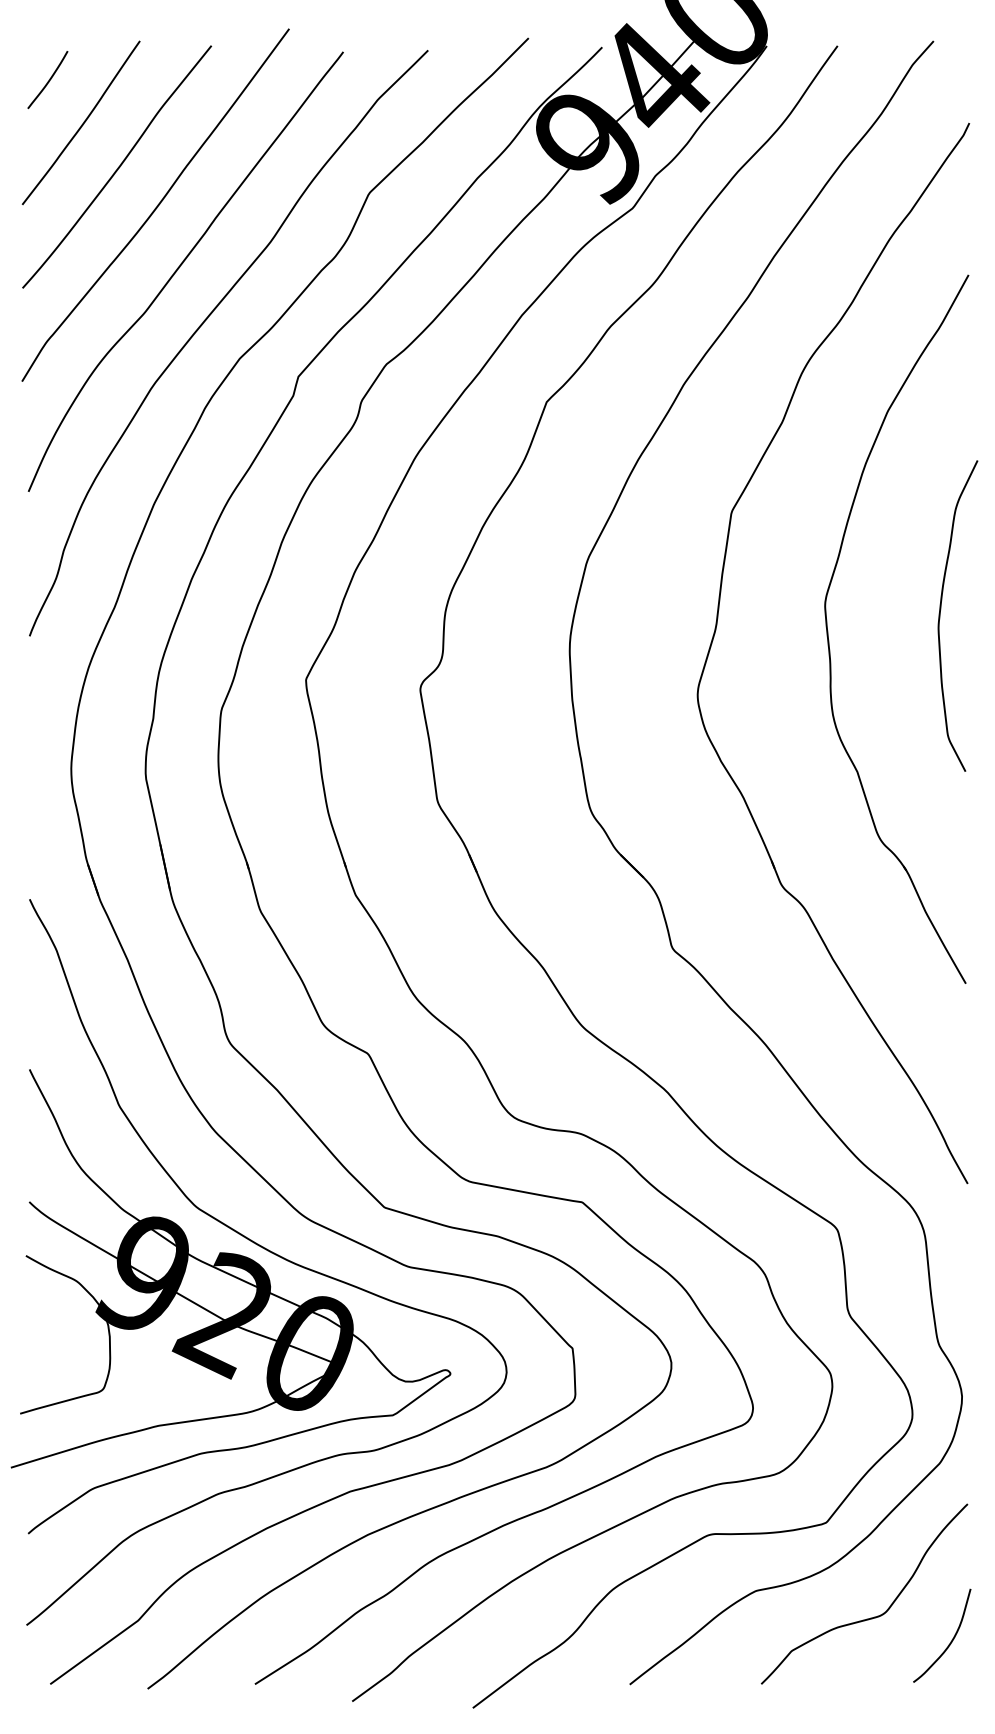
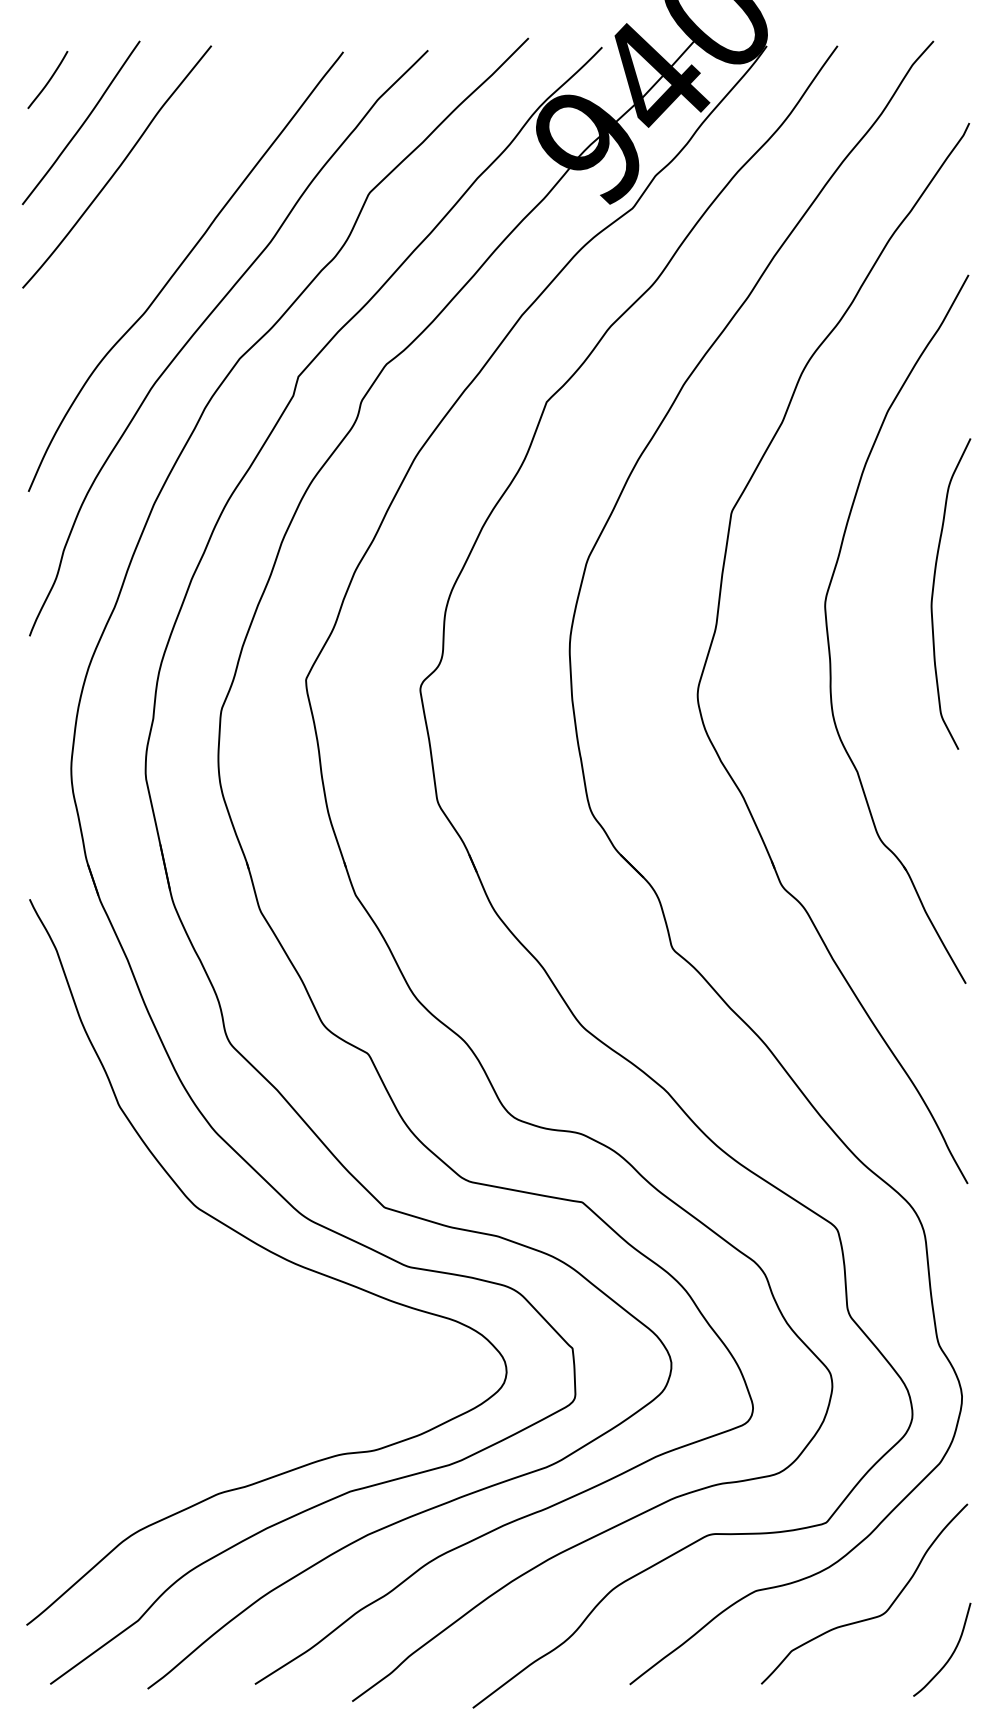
curve: present -> none (157, 204)
curve position: (940, 615) -> (933, 593) (933, 593)
part: present -> none (230, 1301)
curve position: (950, 1641) -> (950, 1655) (950, 1655)
